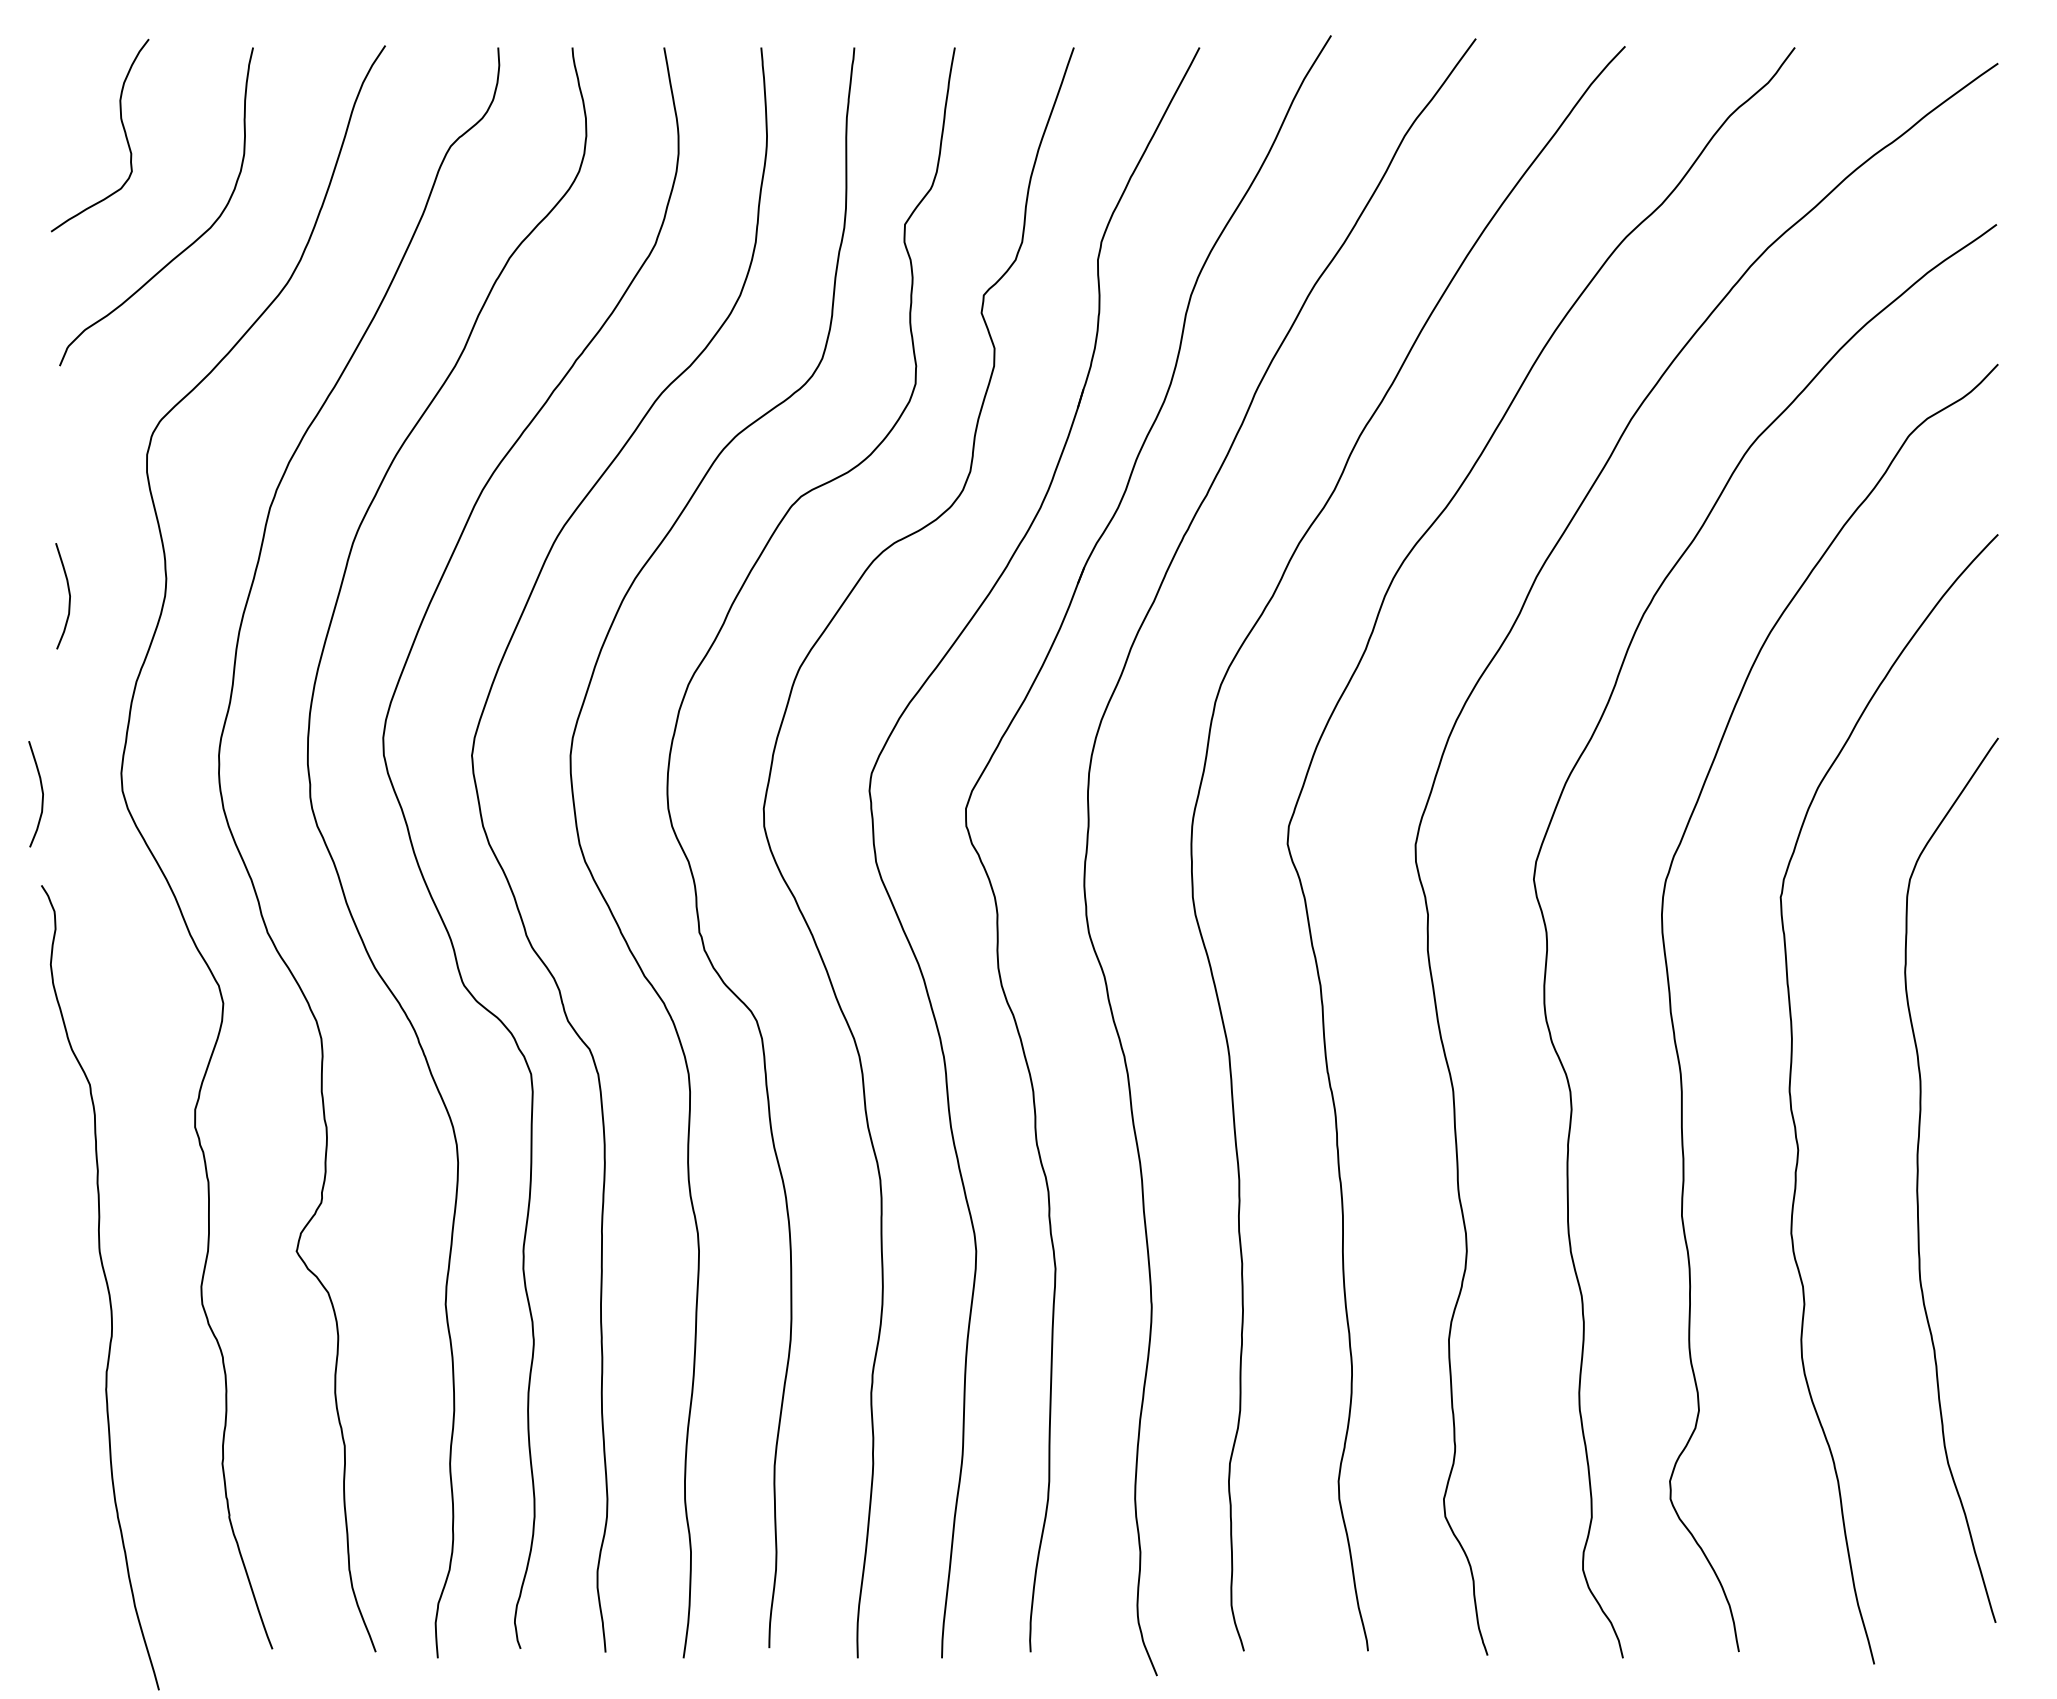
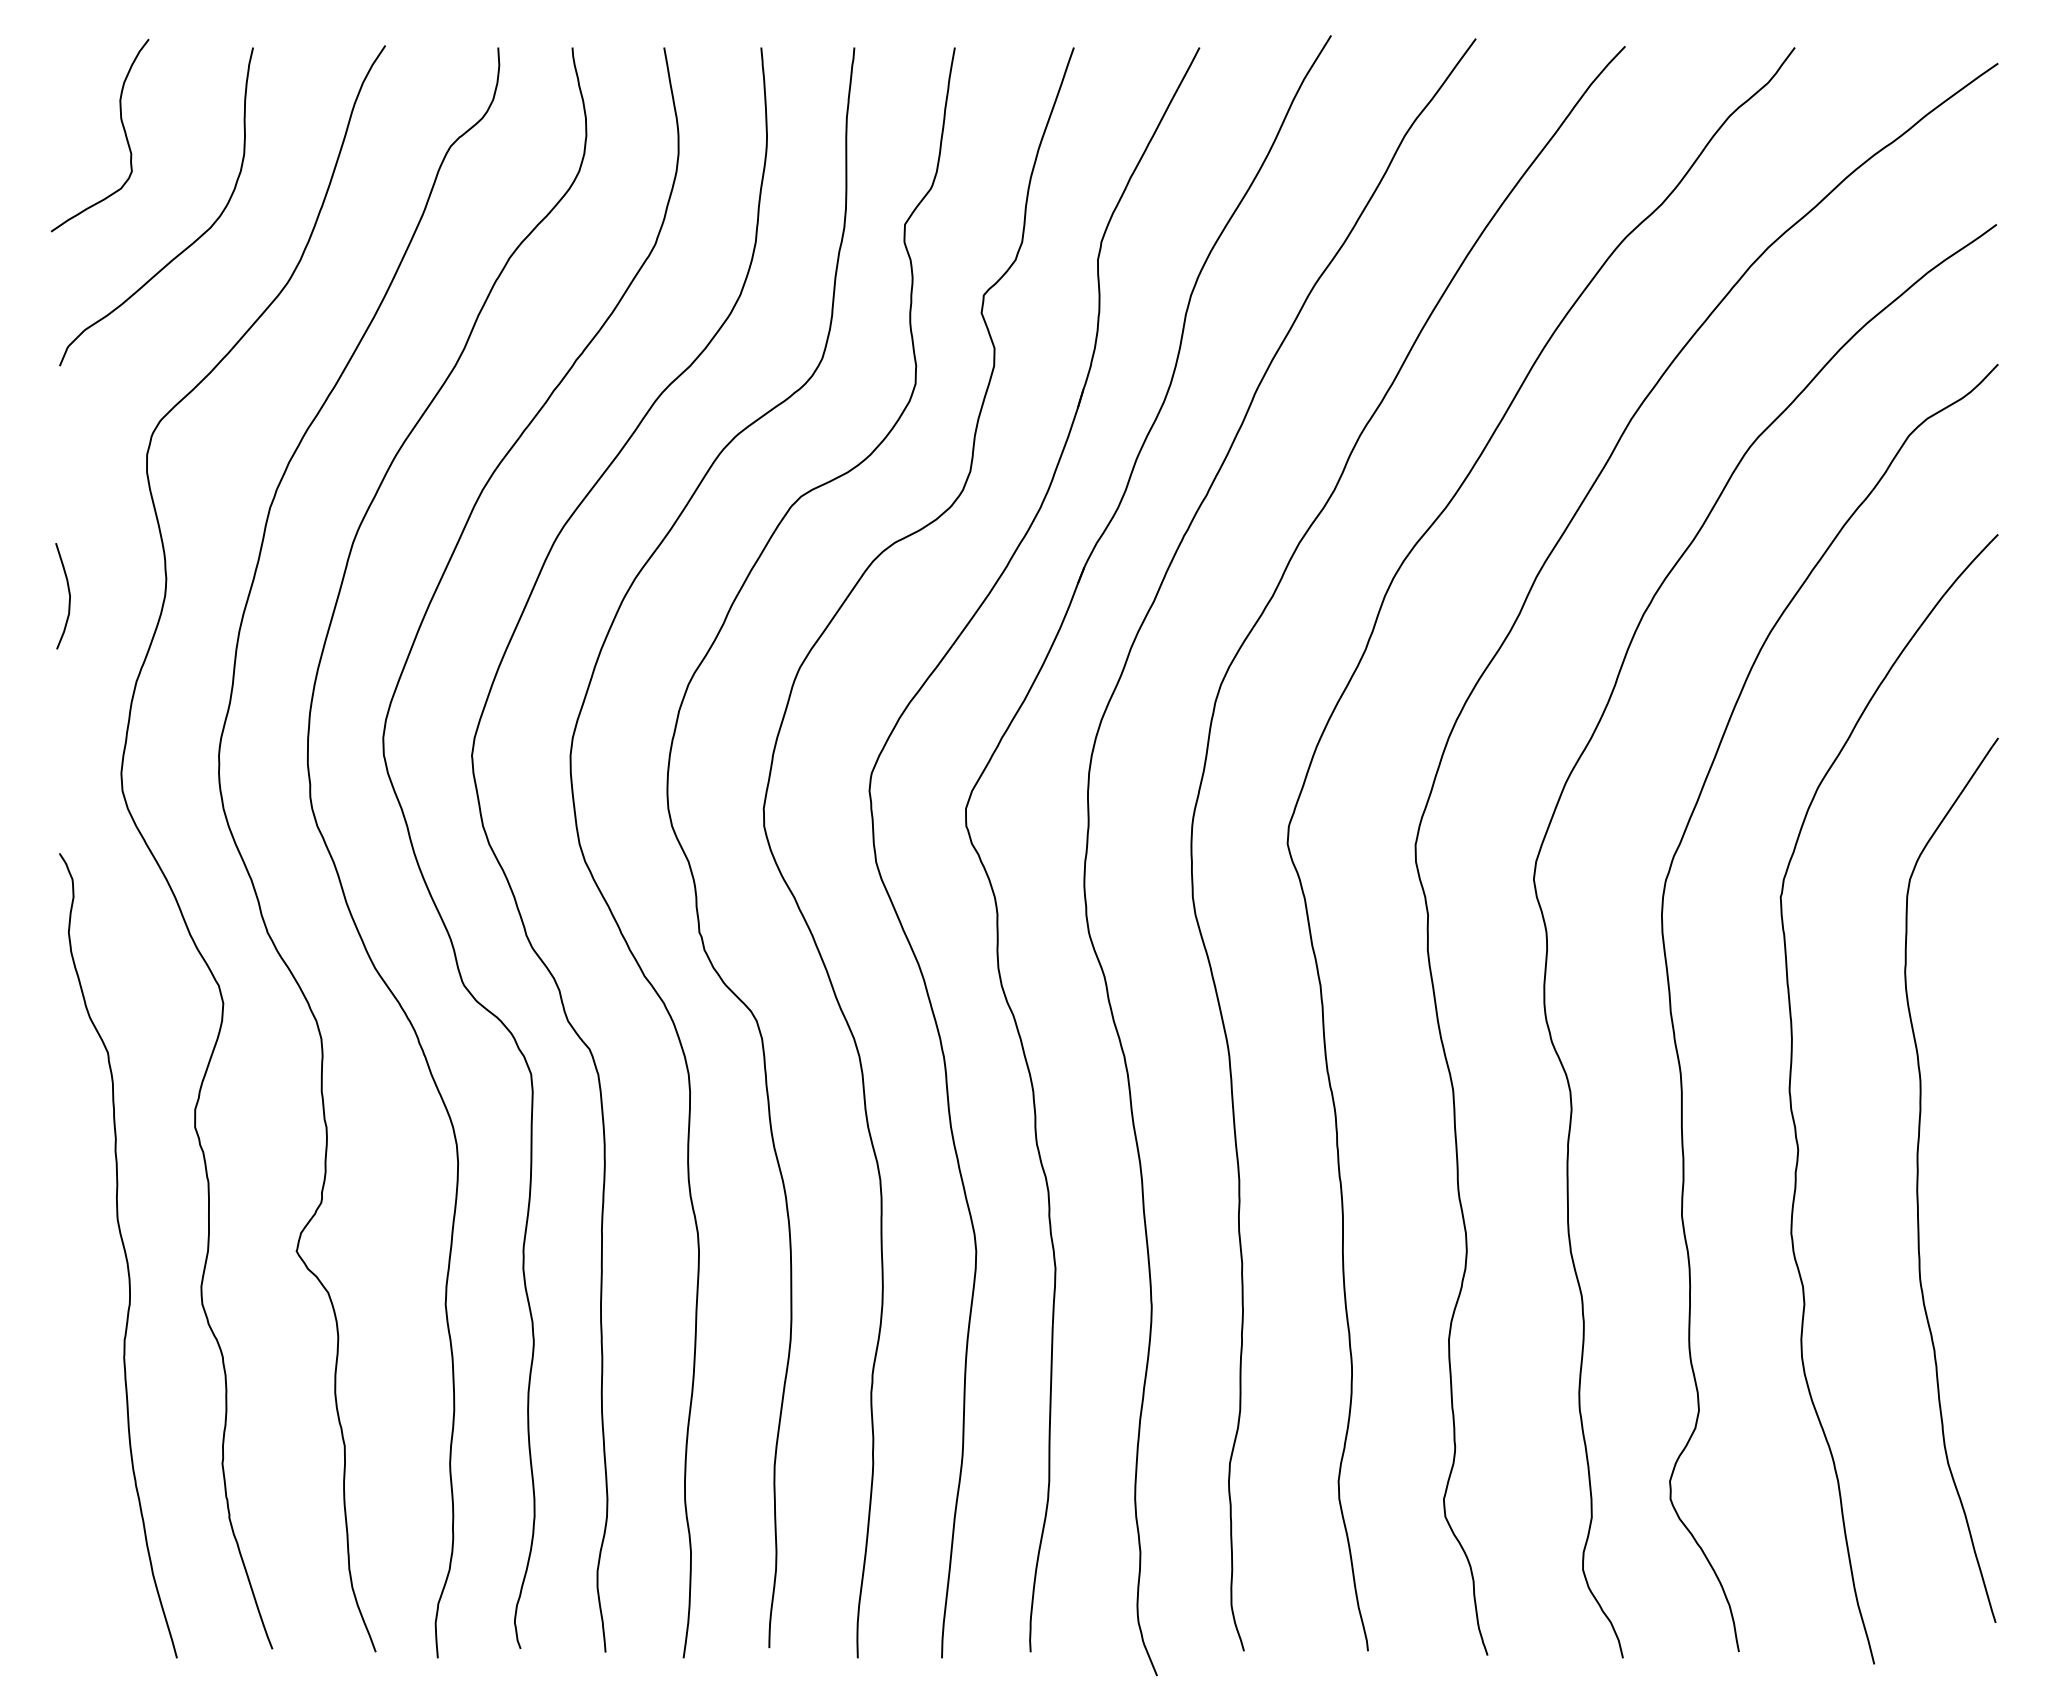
curve: present -> none (41, 792)
curve position: (106, 1286) -> (124, 1254) (124, 1254)
